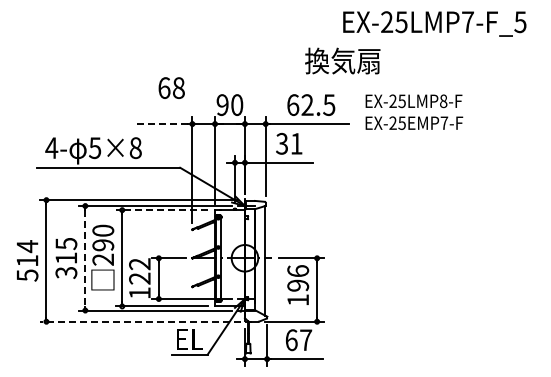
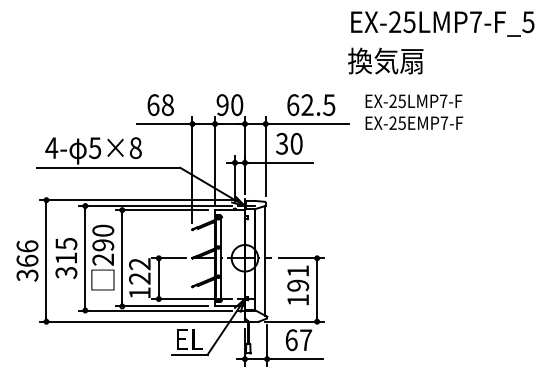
text position: (434, 23) -> (442, 23) (442, 23)
text position: (342, 60) -> (385, 60) (385, 60)
text position: (171, 87) -> (160, 104) (160, 104)
text: EX-25LMP8-F -> EX-25LMP7-F (443, 101)
line: dashed -> solid (162, 124)
text: 31 -> 30 (296, 143)
line: dashed -> solid (161, 210)
line: dashed -> solid (85, 258)
text: 514 -> 366 (27, 260)
text: 196 -> 191 (298, 270)
line: dashed -> solid (145, 321)
